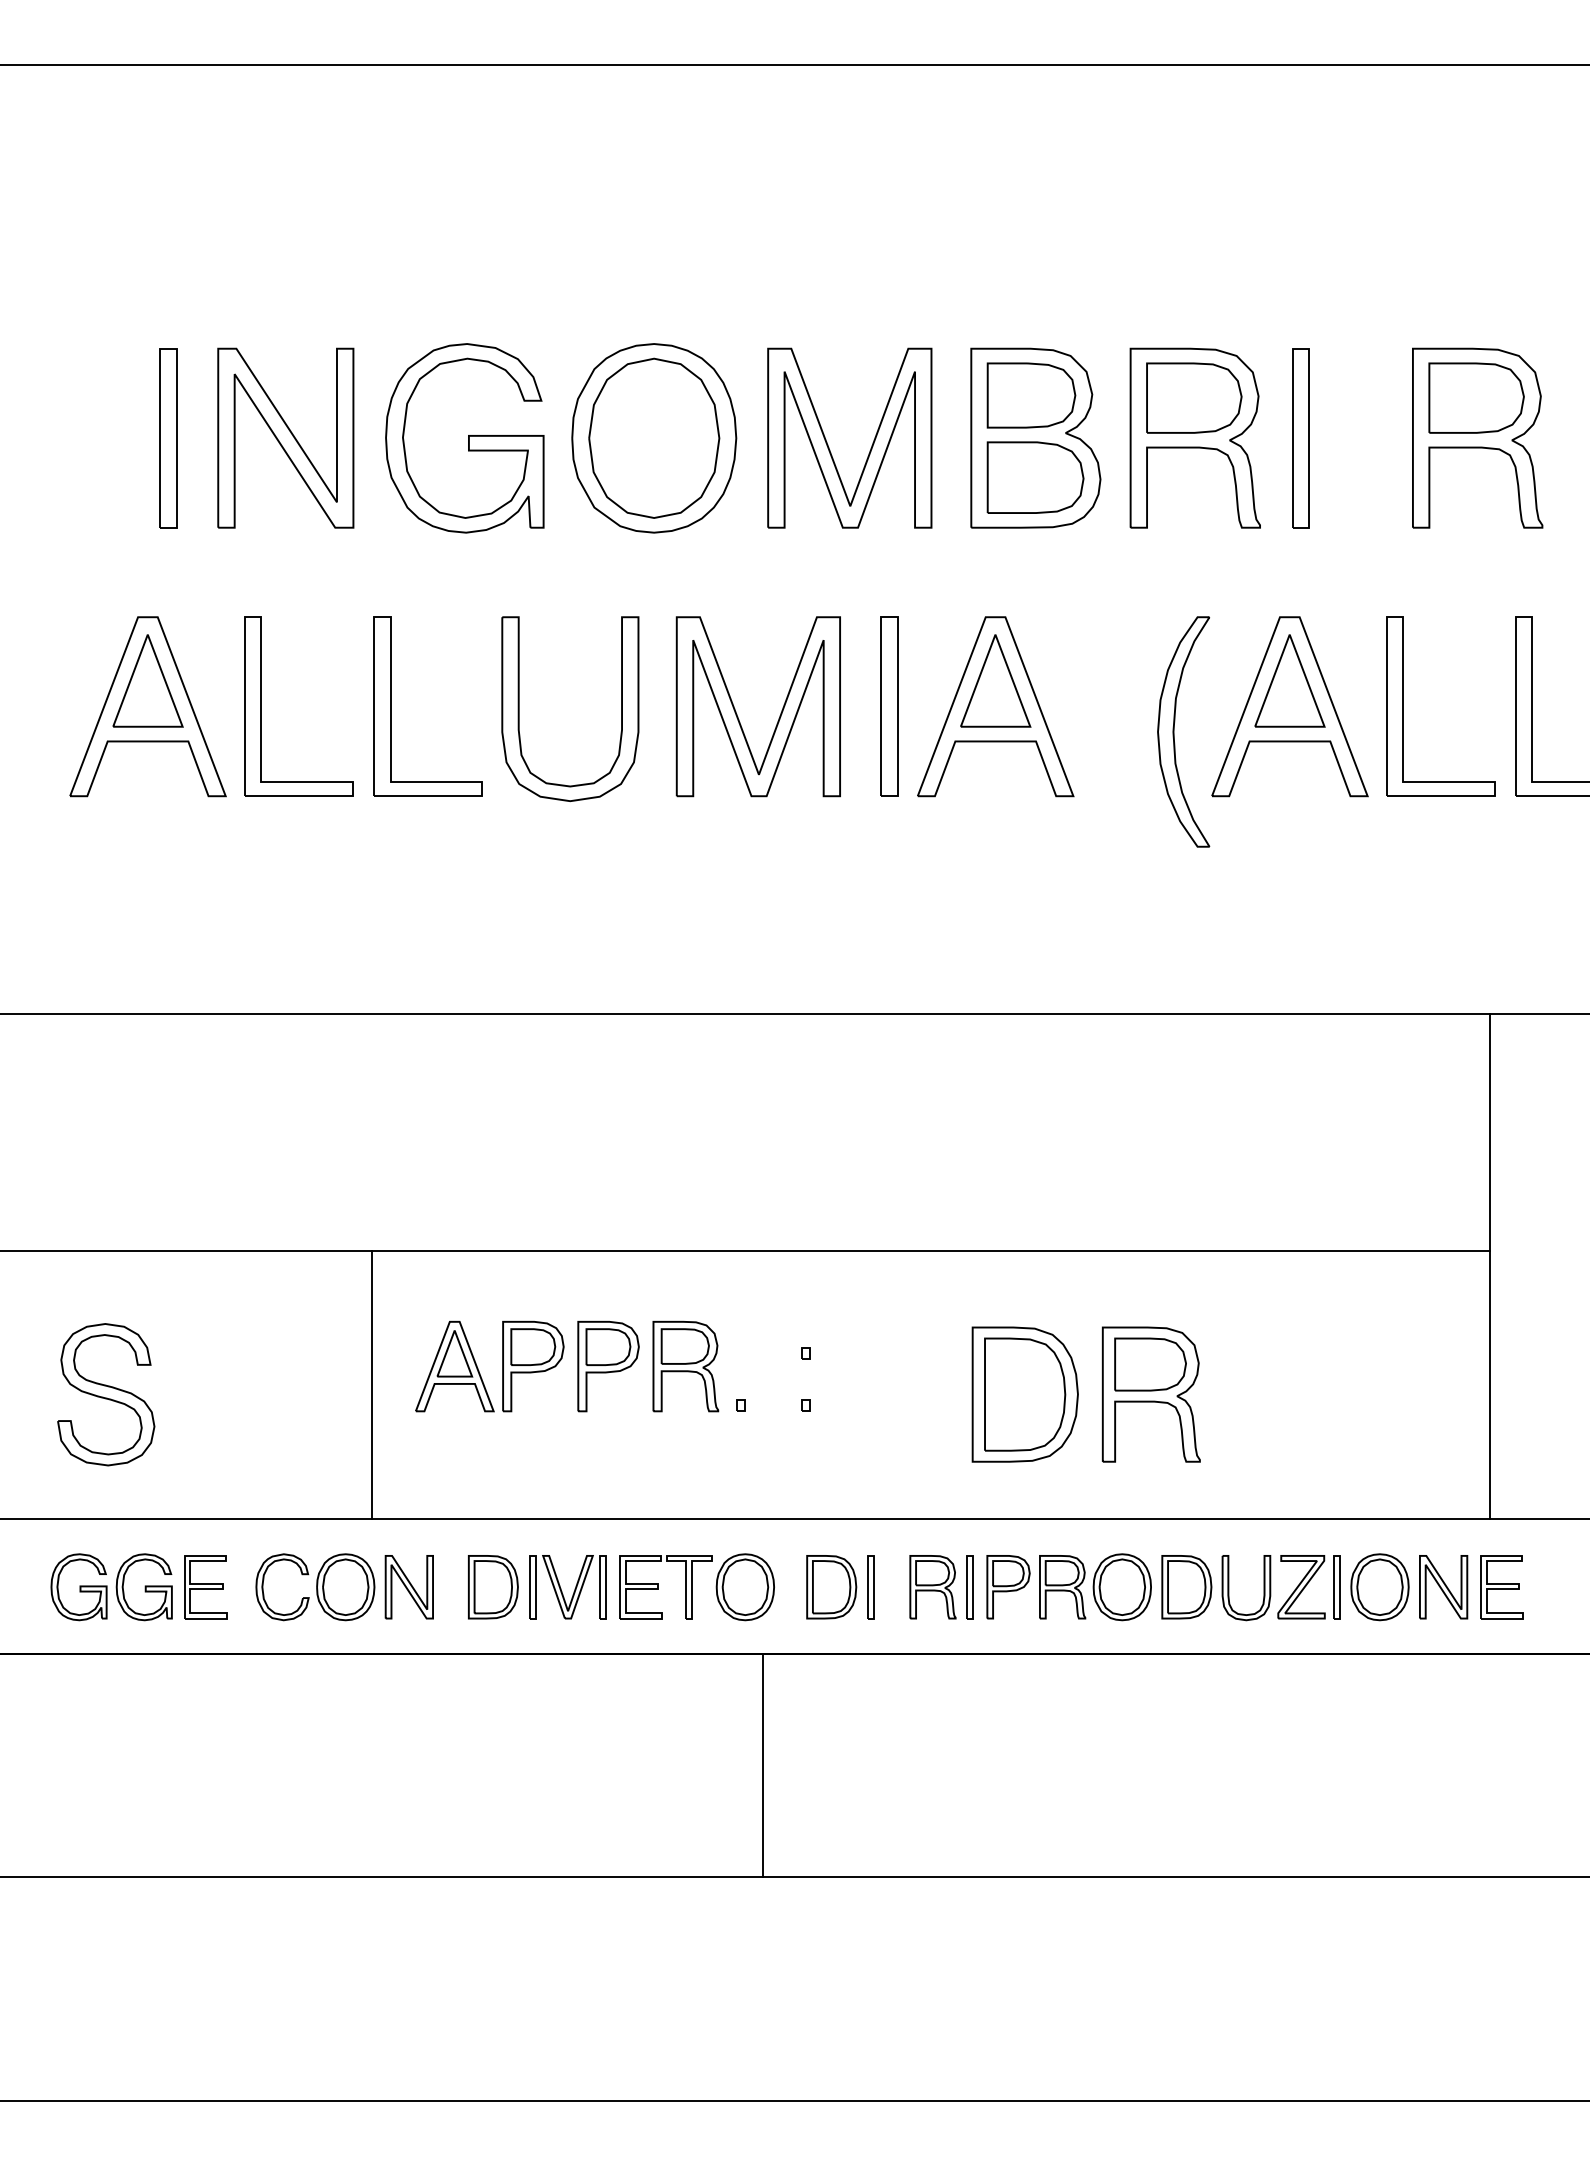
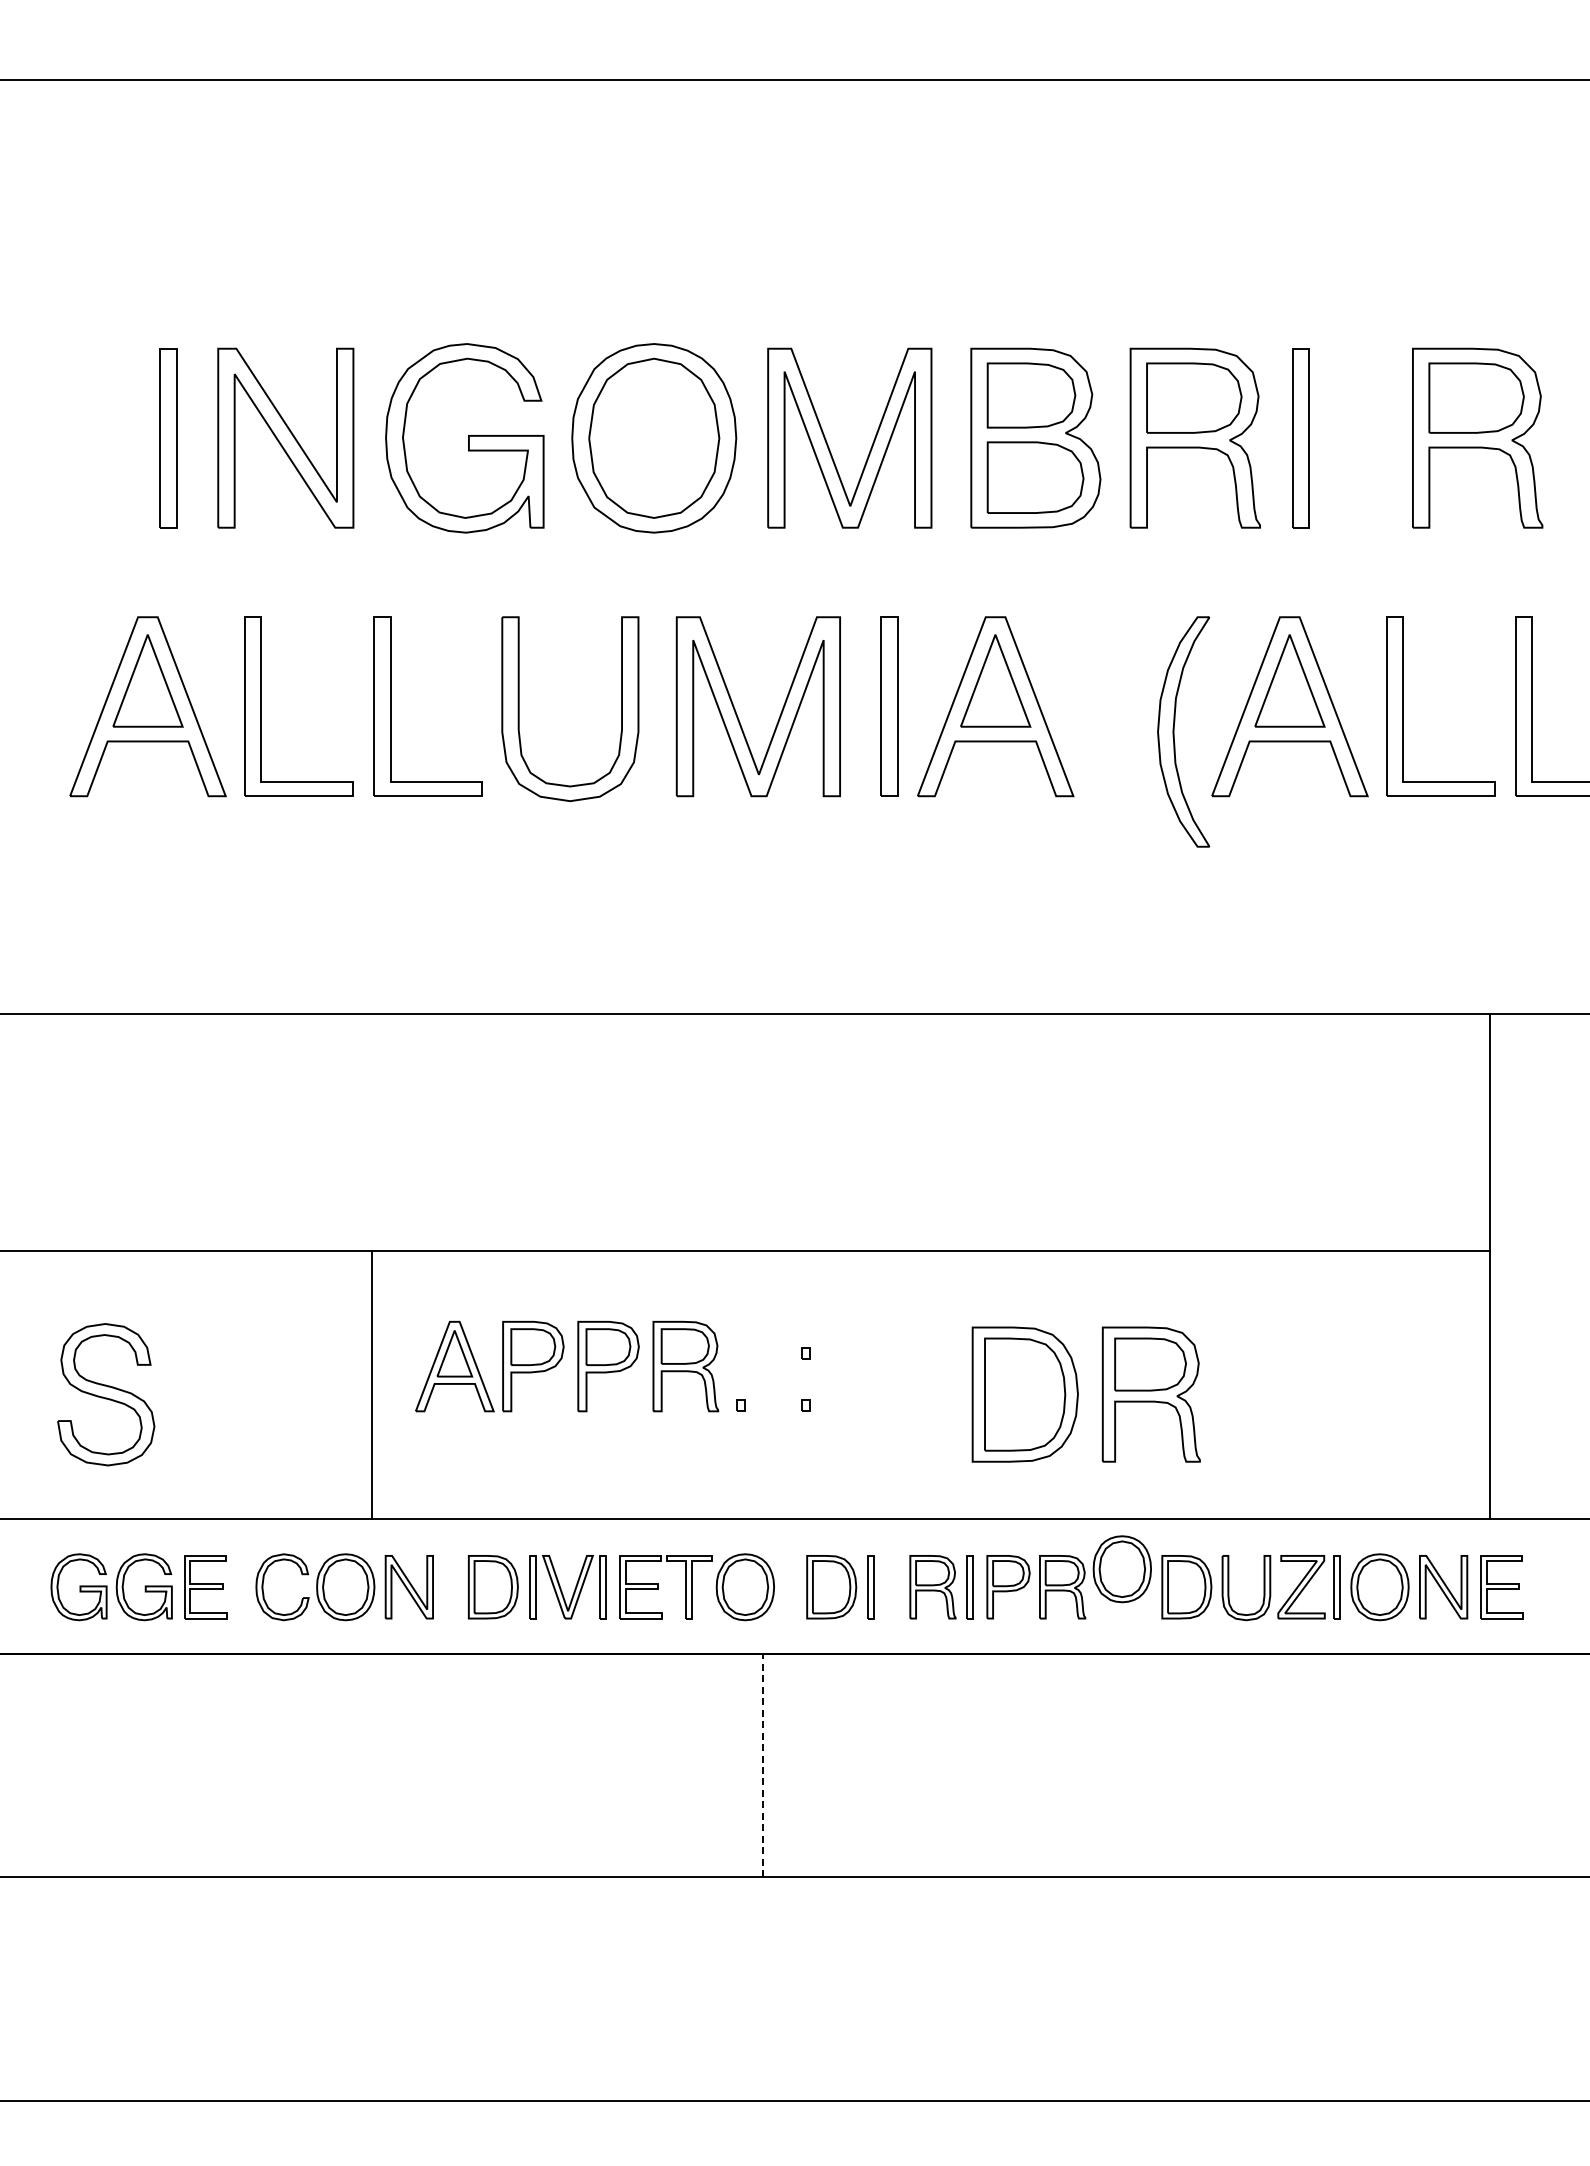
line position: (794, 64) -> (794, 79) (794, 79)
part position: (1121, 1587) -> (1121, 1569) (1121, 1569)
line: solid -> dashed (763, 1765)
